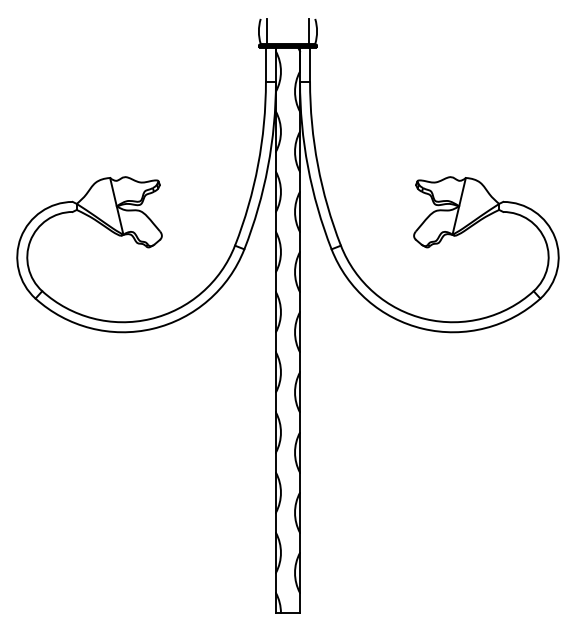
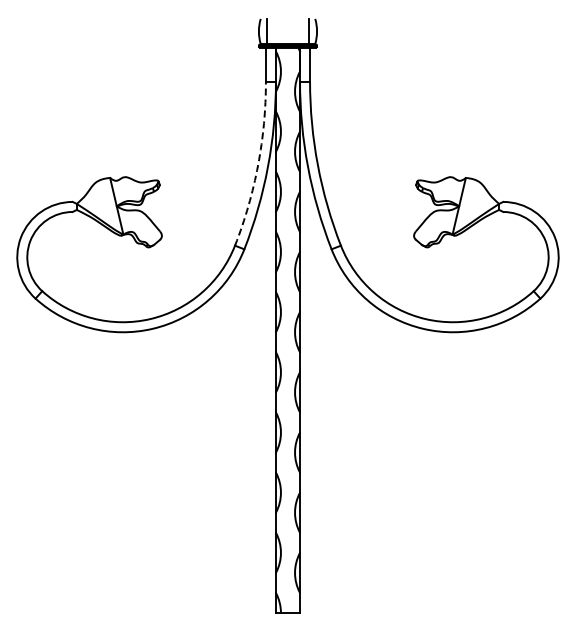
arc: solid -> dashed (258, 165)
